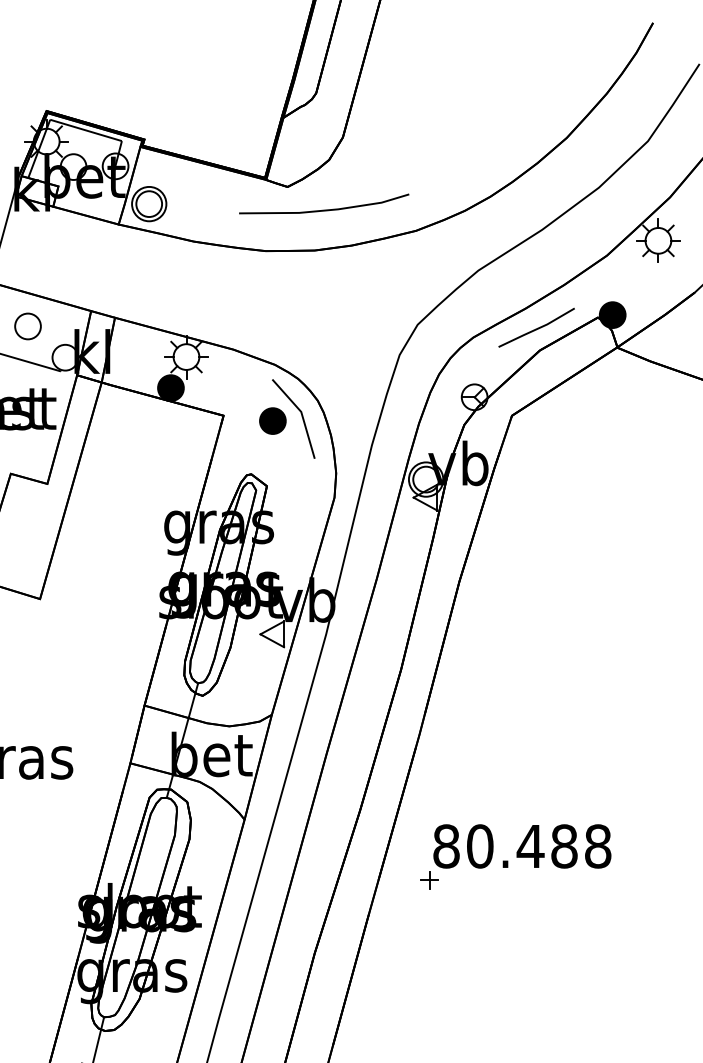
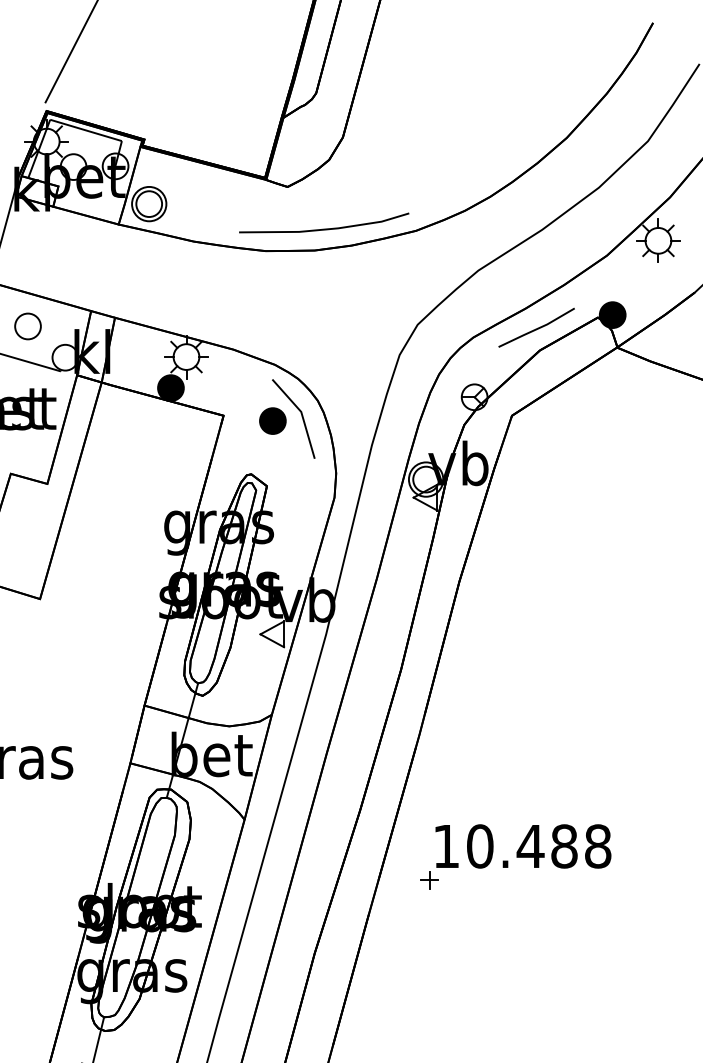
line: none -> present (70, 52)
line position: (324, 209) -> (324, 228) (324, 228)
text: 80.488 -> 10.488 (446, 846)
